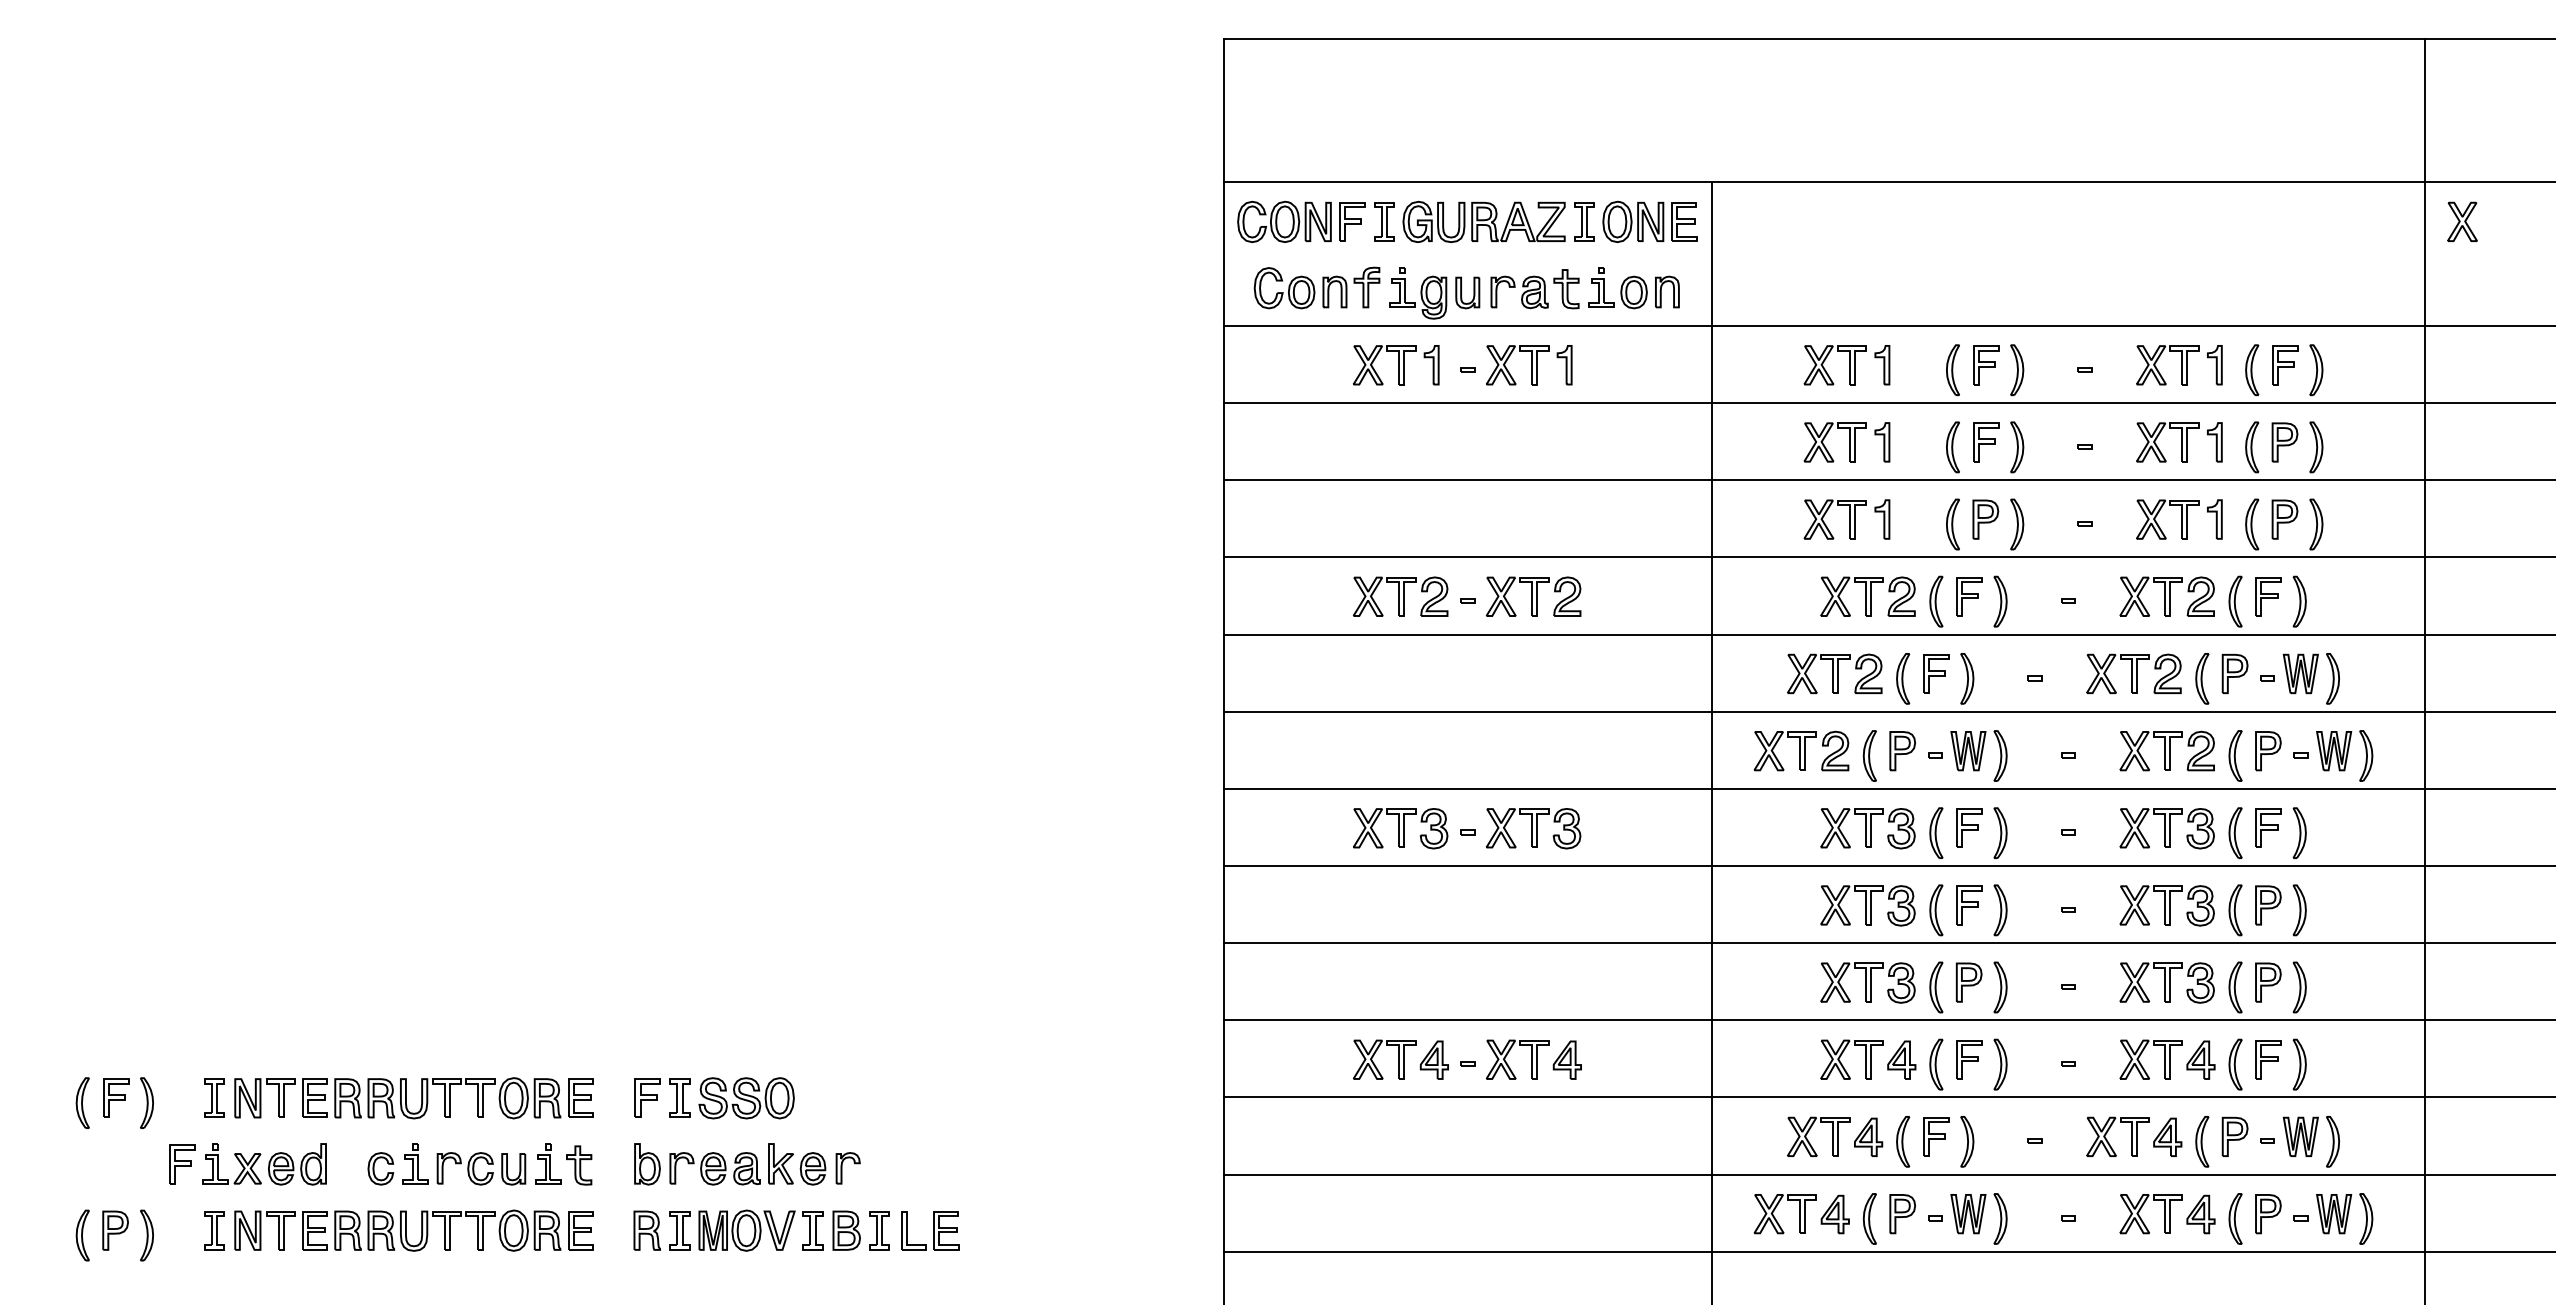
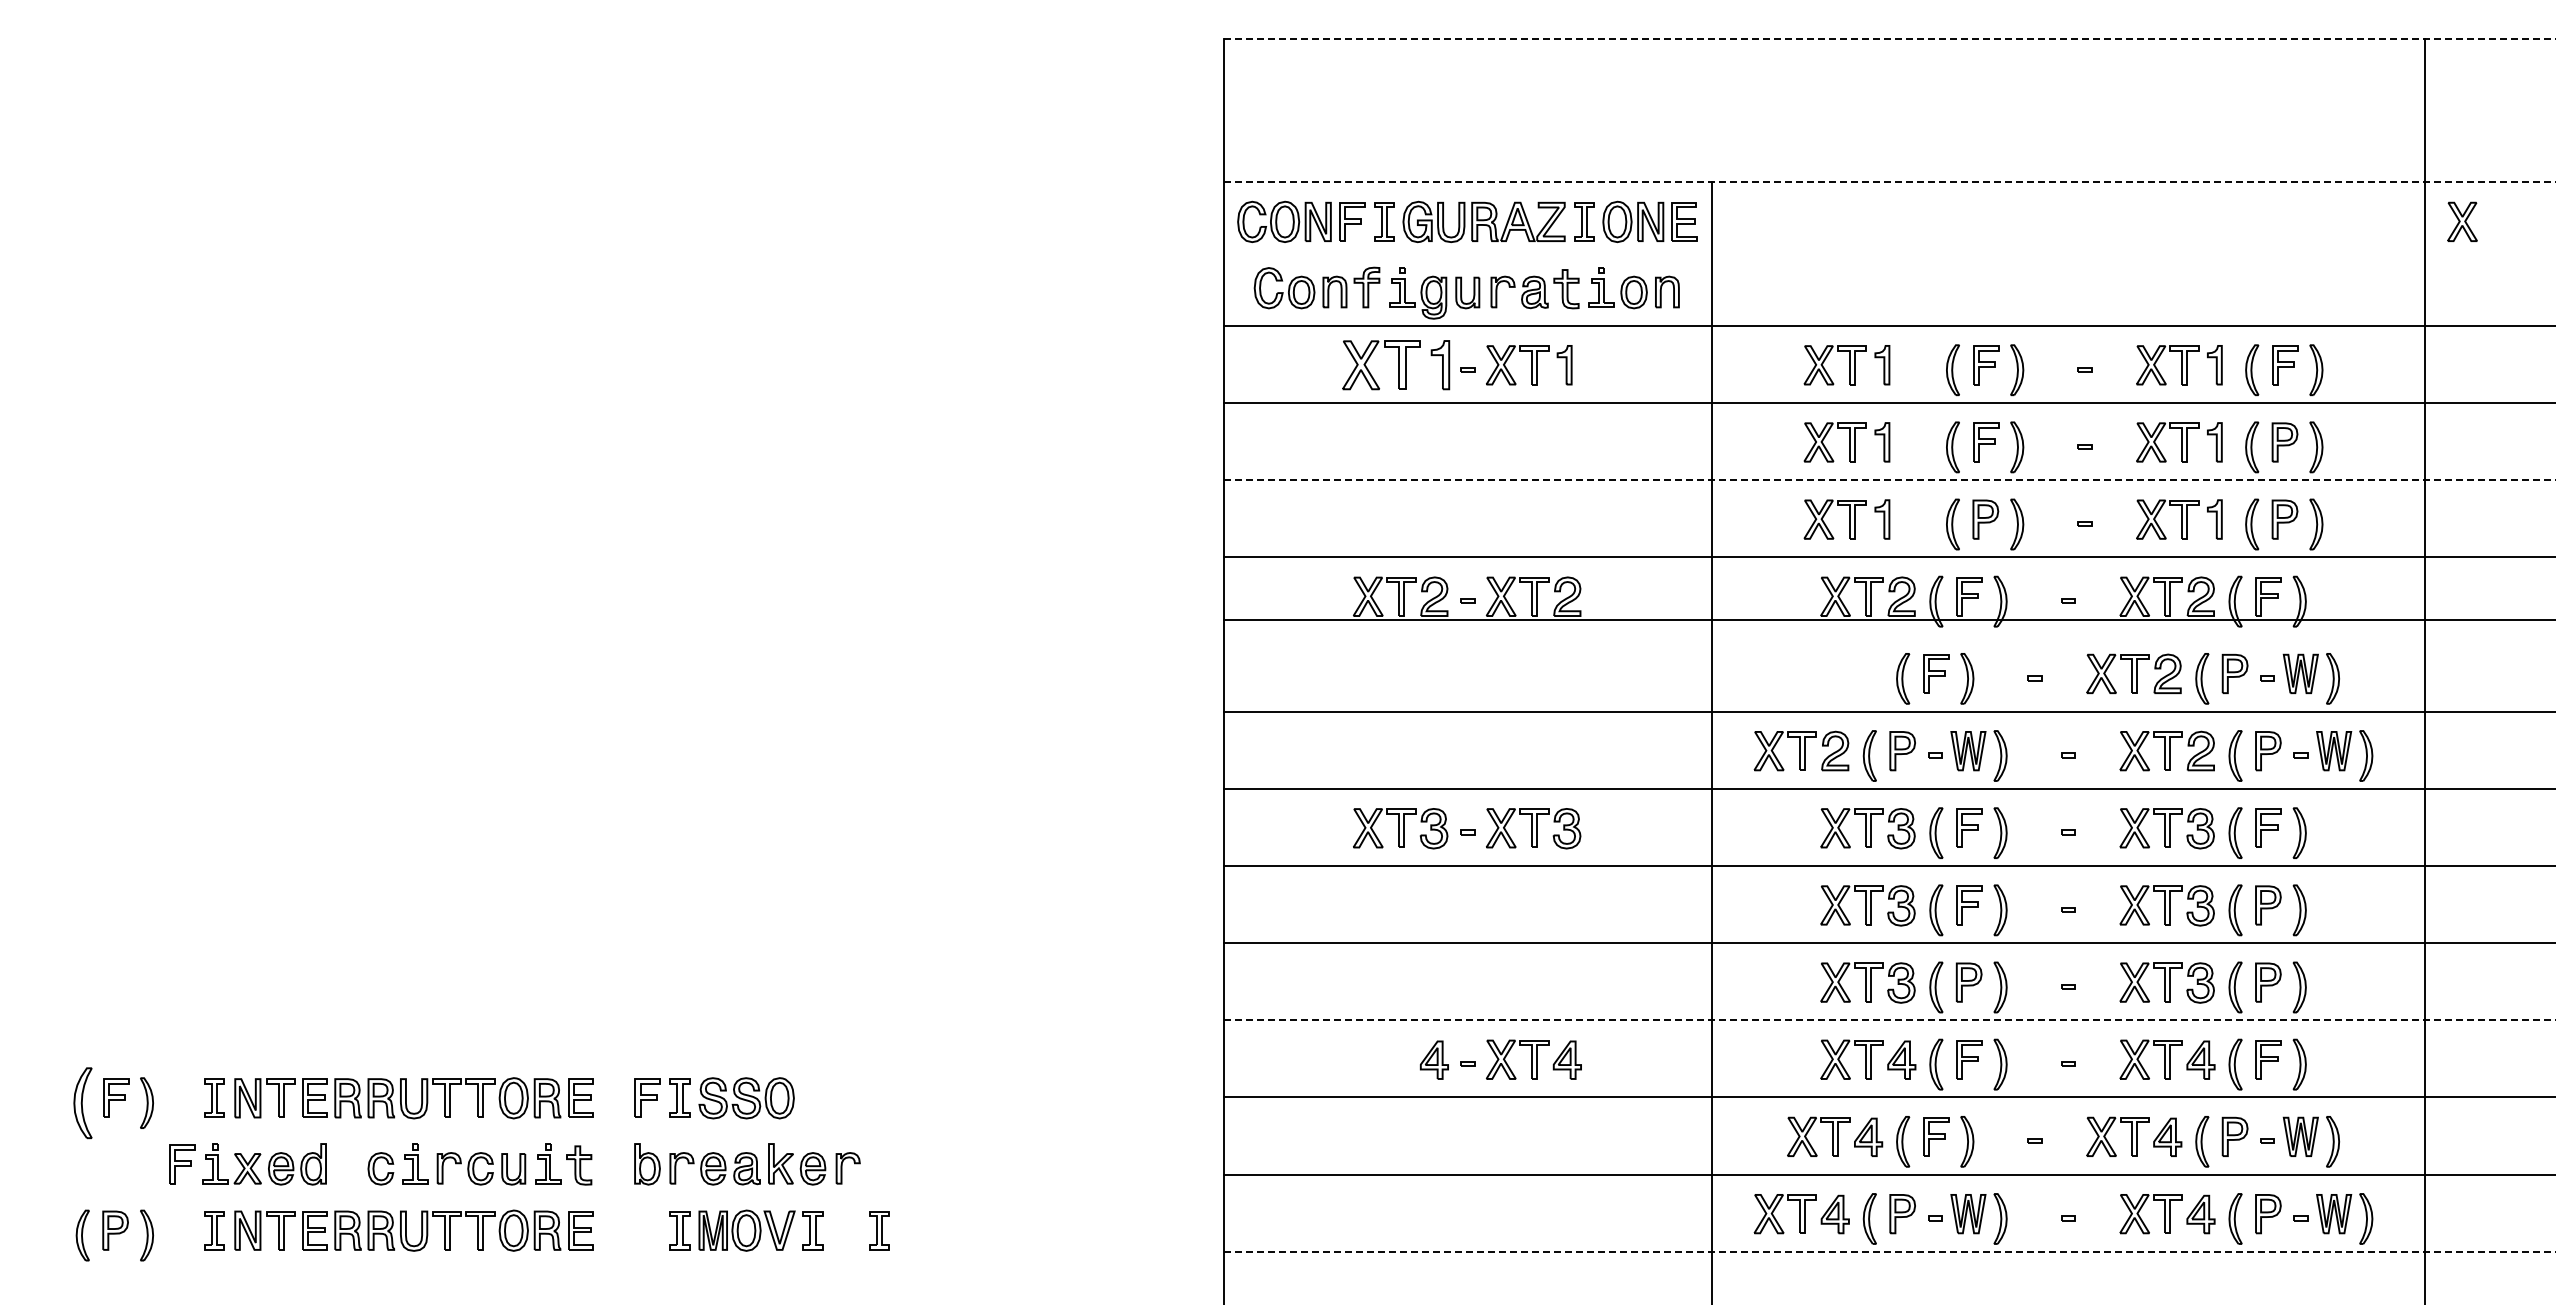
line: solid -> dashed (1890, 39)
line: solid -> dashed (1890, 182)
part size: 87x41 px -> 109x51 px (1396, 365)
line: solid -> dashed (1890, 480)
line position: (1888, 634) -> (1888, 619) (1888, 619)
part: present -> none (1834, 673)
line: solid -> dashed (1890, 1020)
part: present -> none (1375, 1064)
part size: 15x52 px -> 20x73 px (82, 1103)
part: present -> none (646, 1230)
part: present -> none (846, 1230)
part: present -> none (930, 1230)
line: solid -> dashed (1890, 1251)
